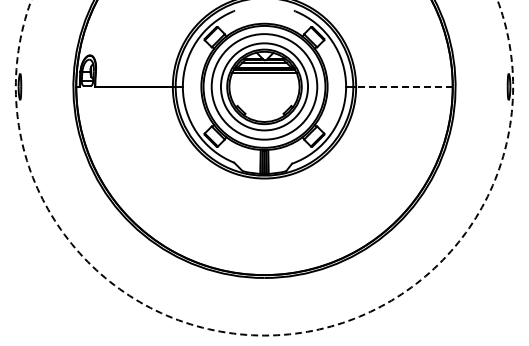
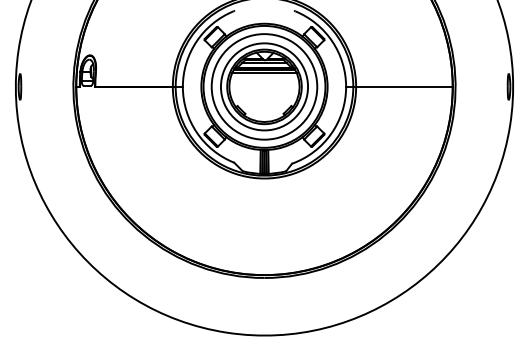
line: dashed -> solid (403, 86)
arc: dashed -> solid (261, 335)
